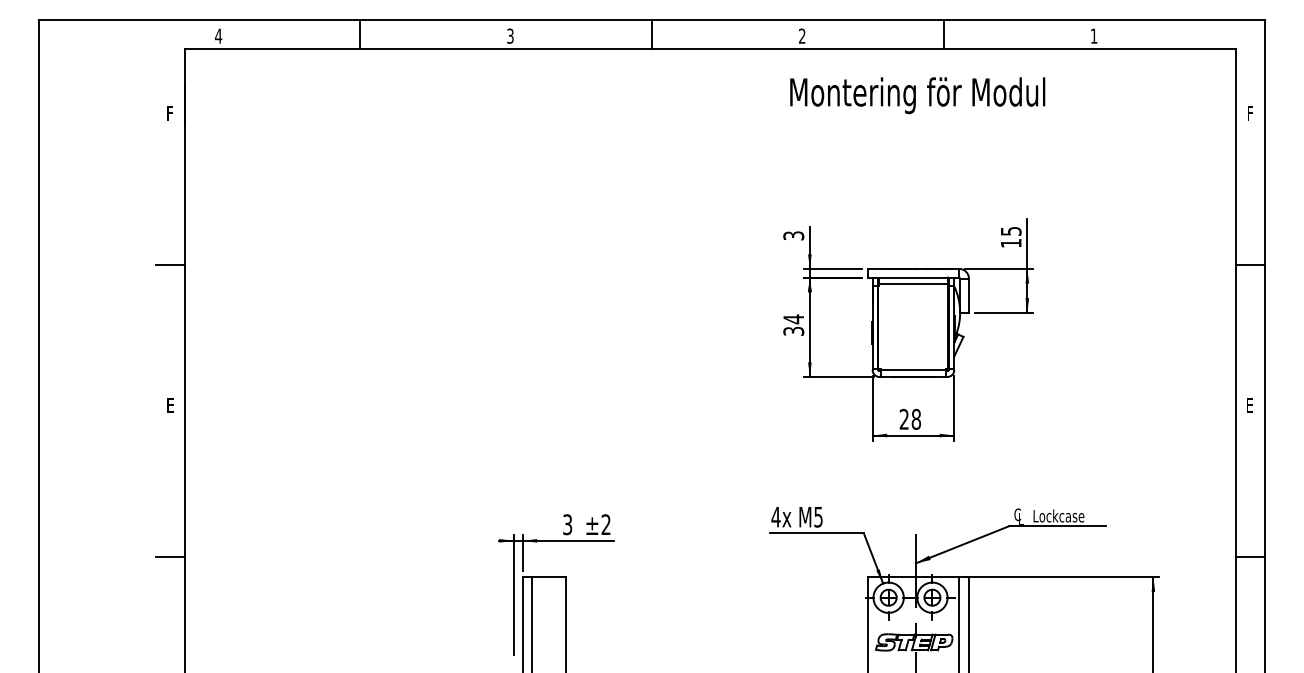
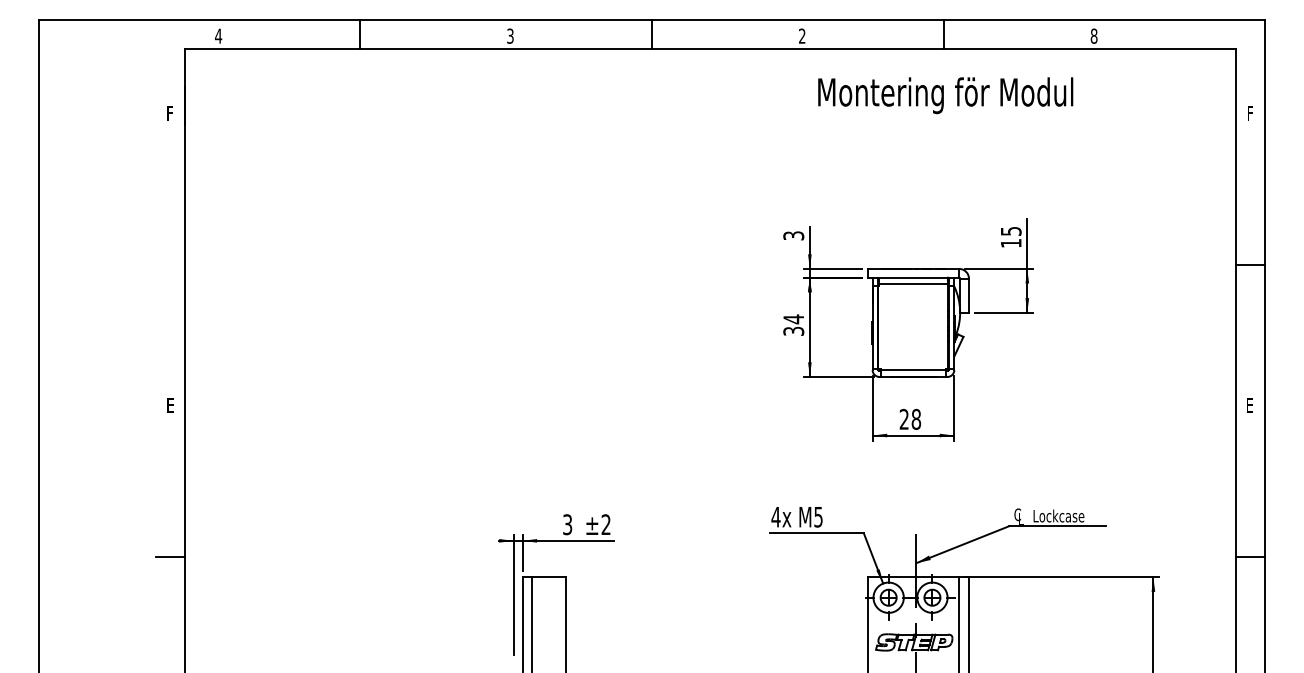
text: 1 -> 8 (1093, 35)
text position: (917, 95) -> (945, 95) (945, 95)
line: present -> none (170, 265)
